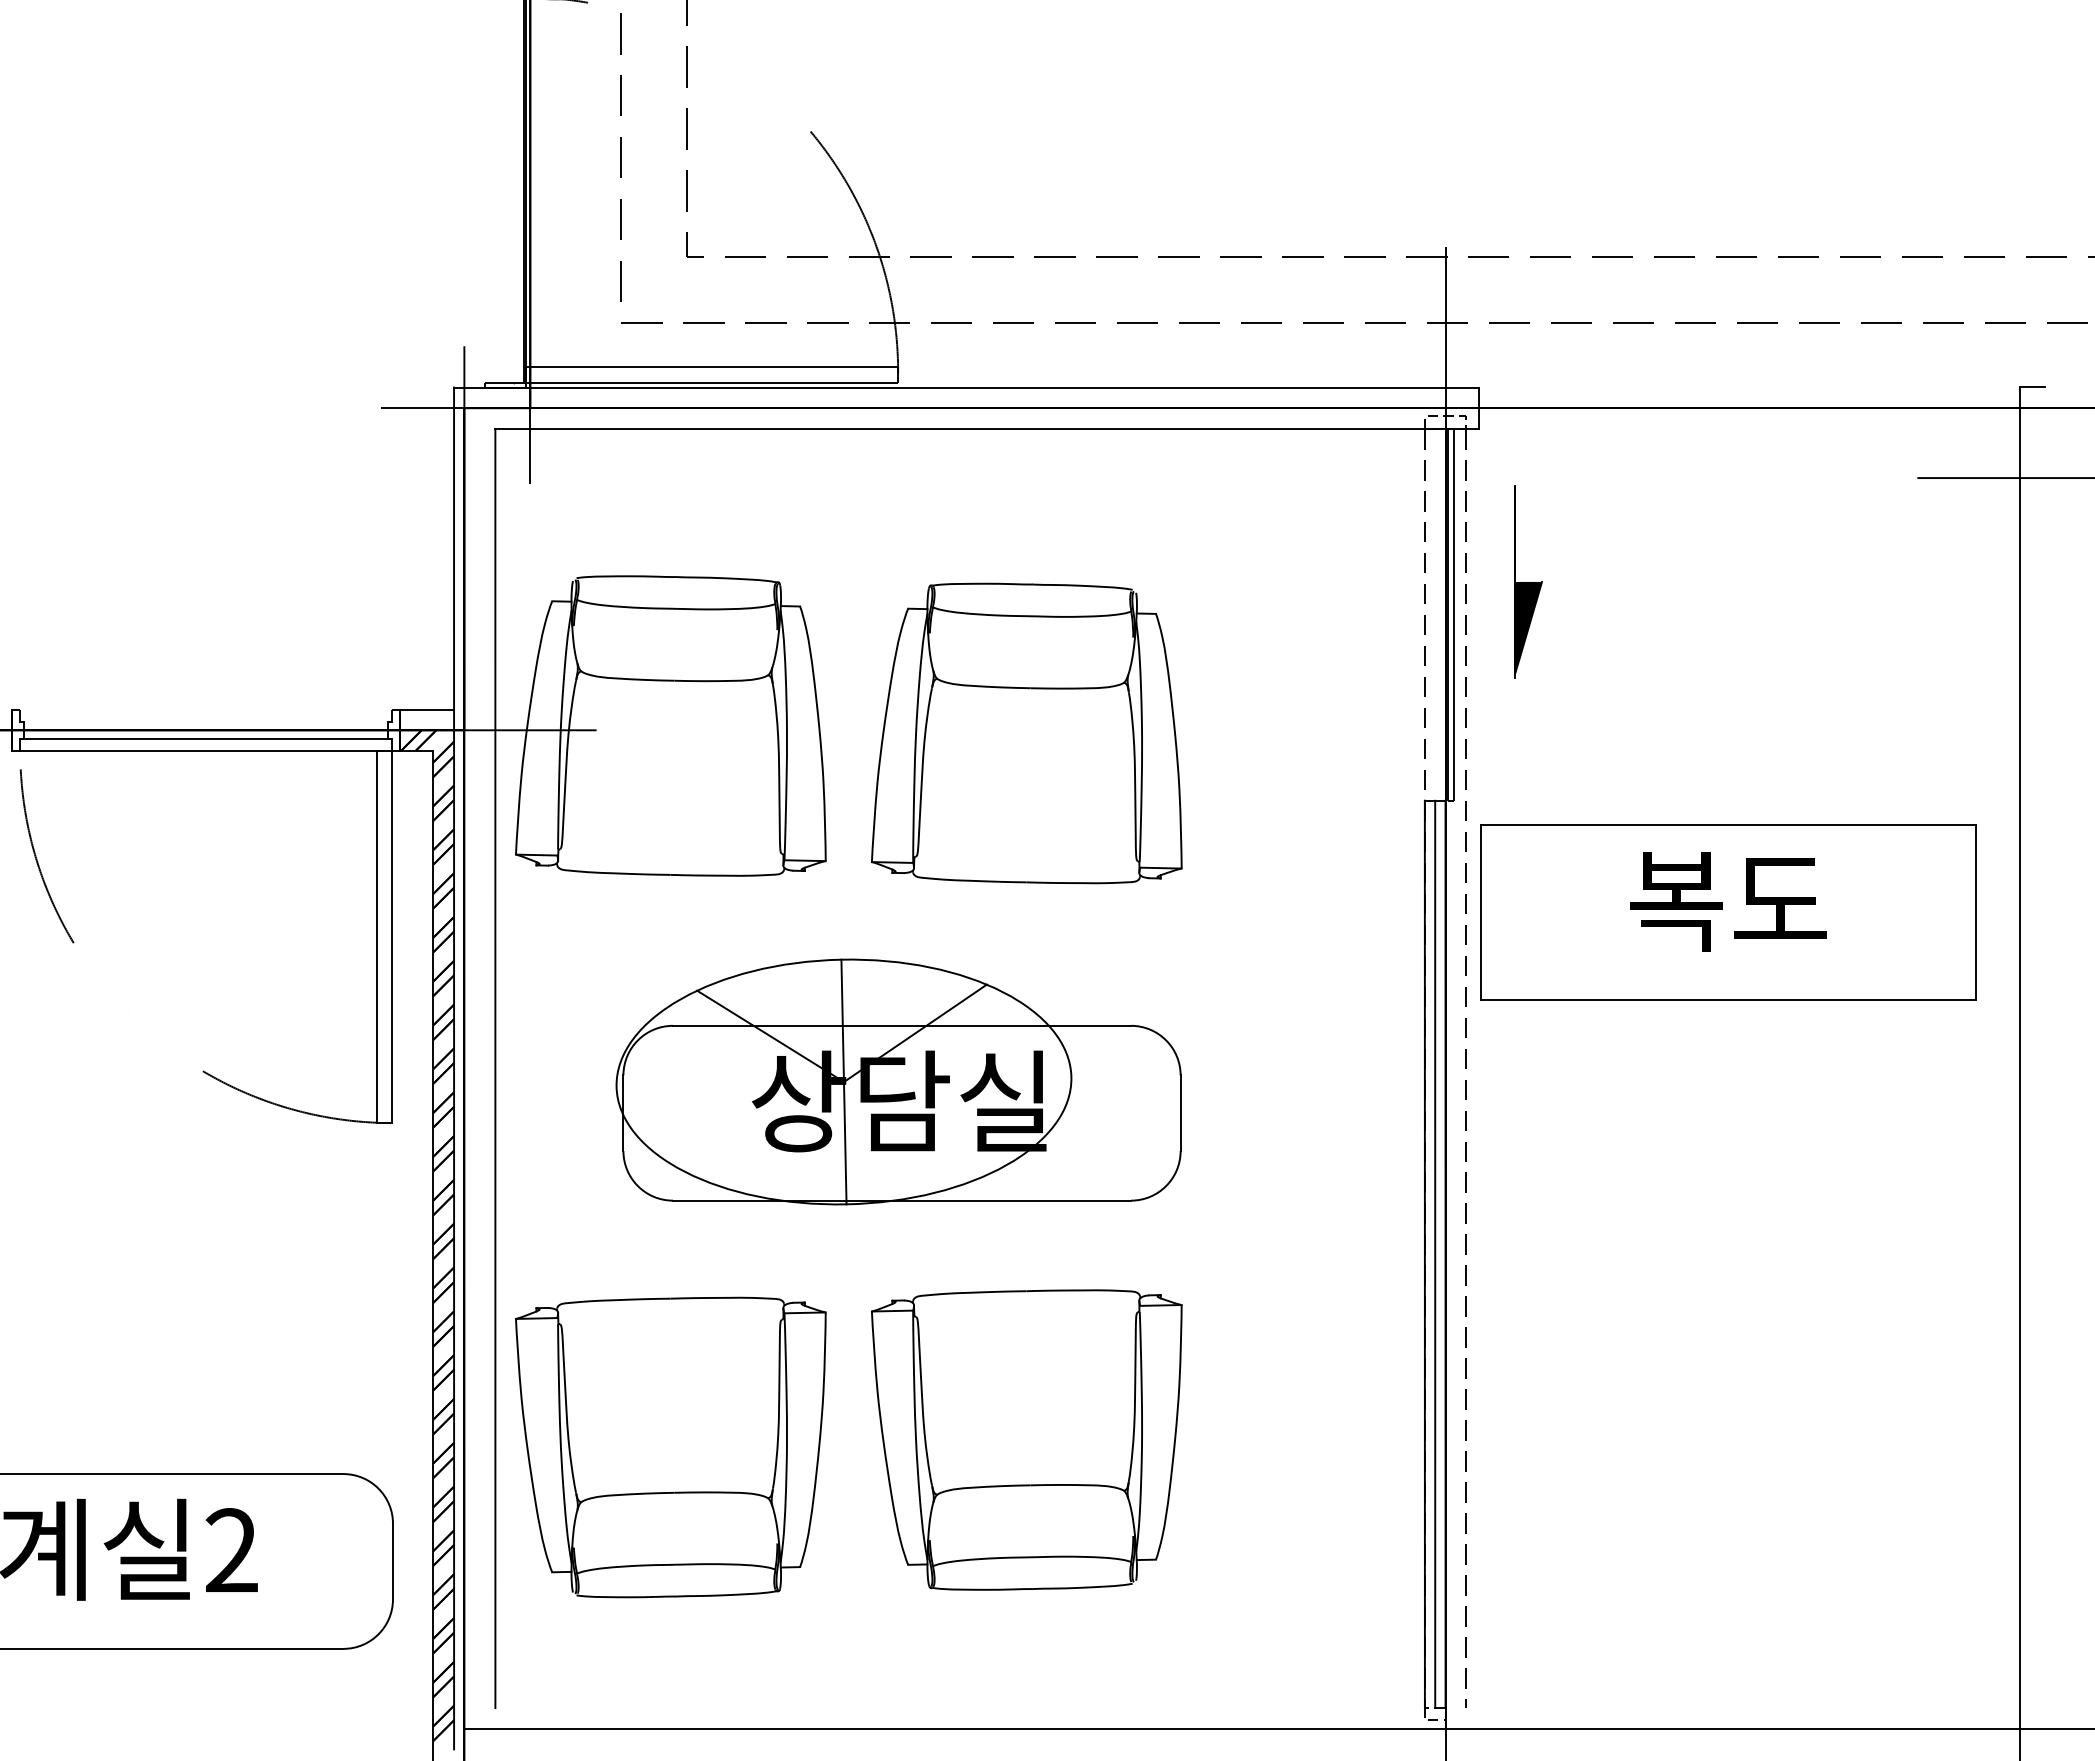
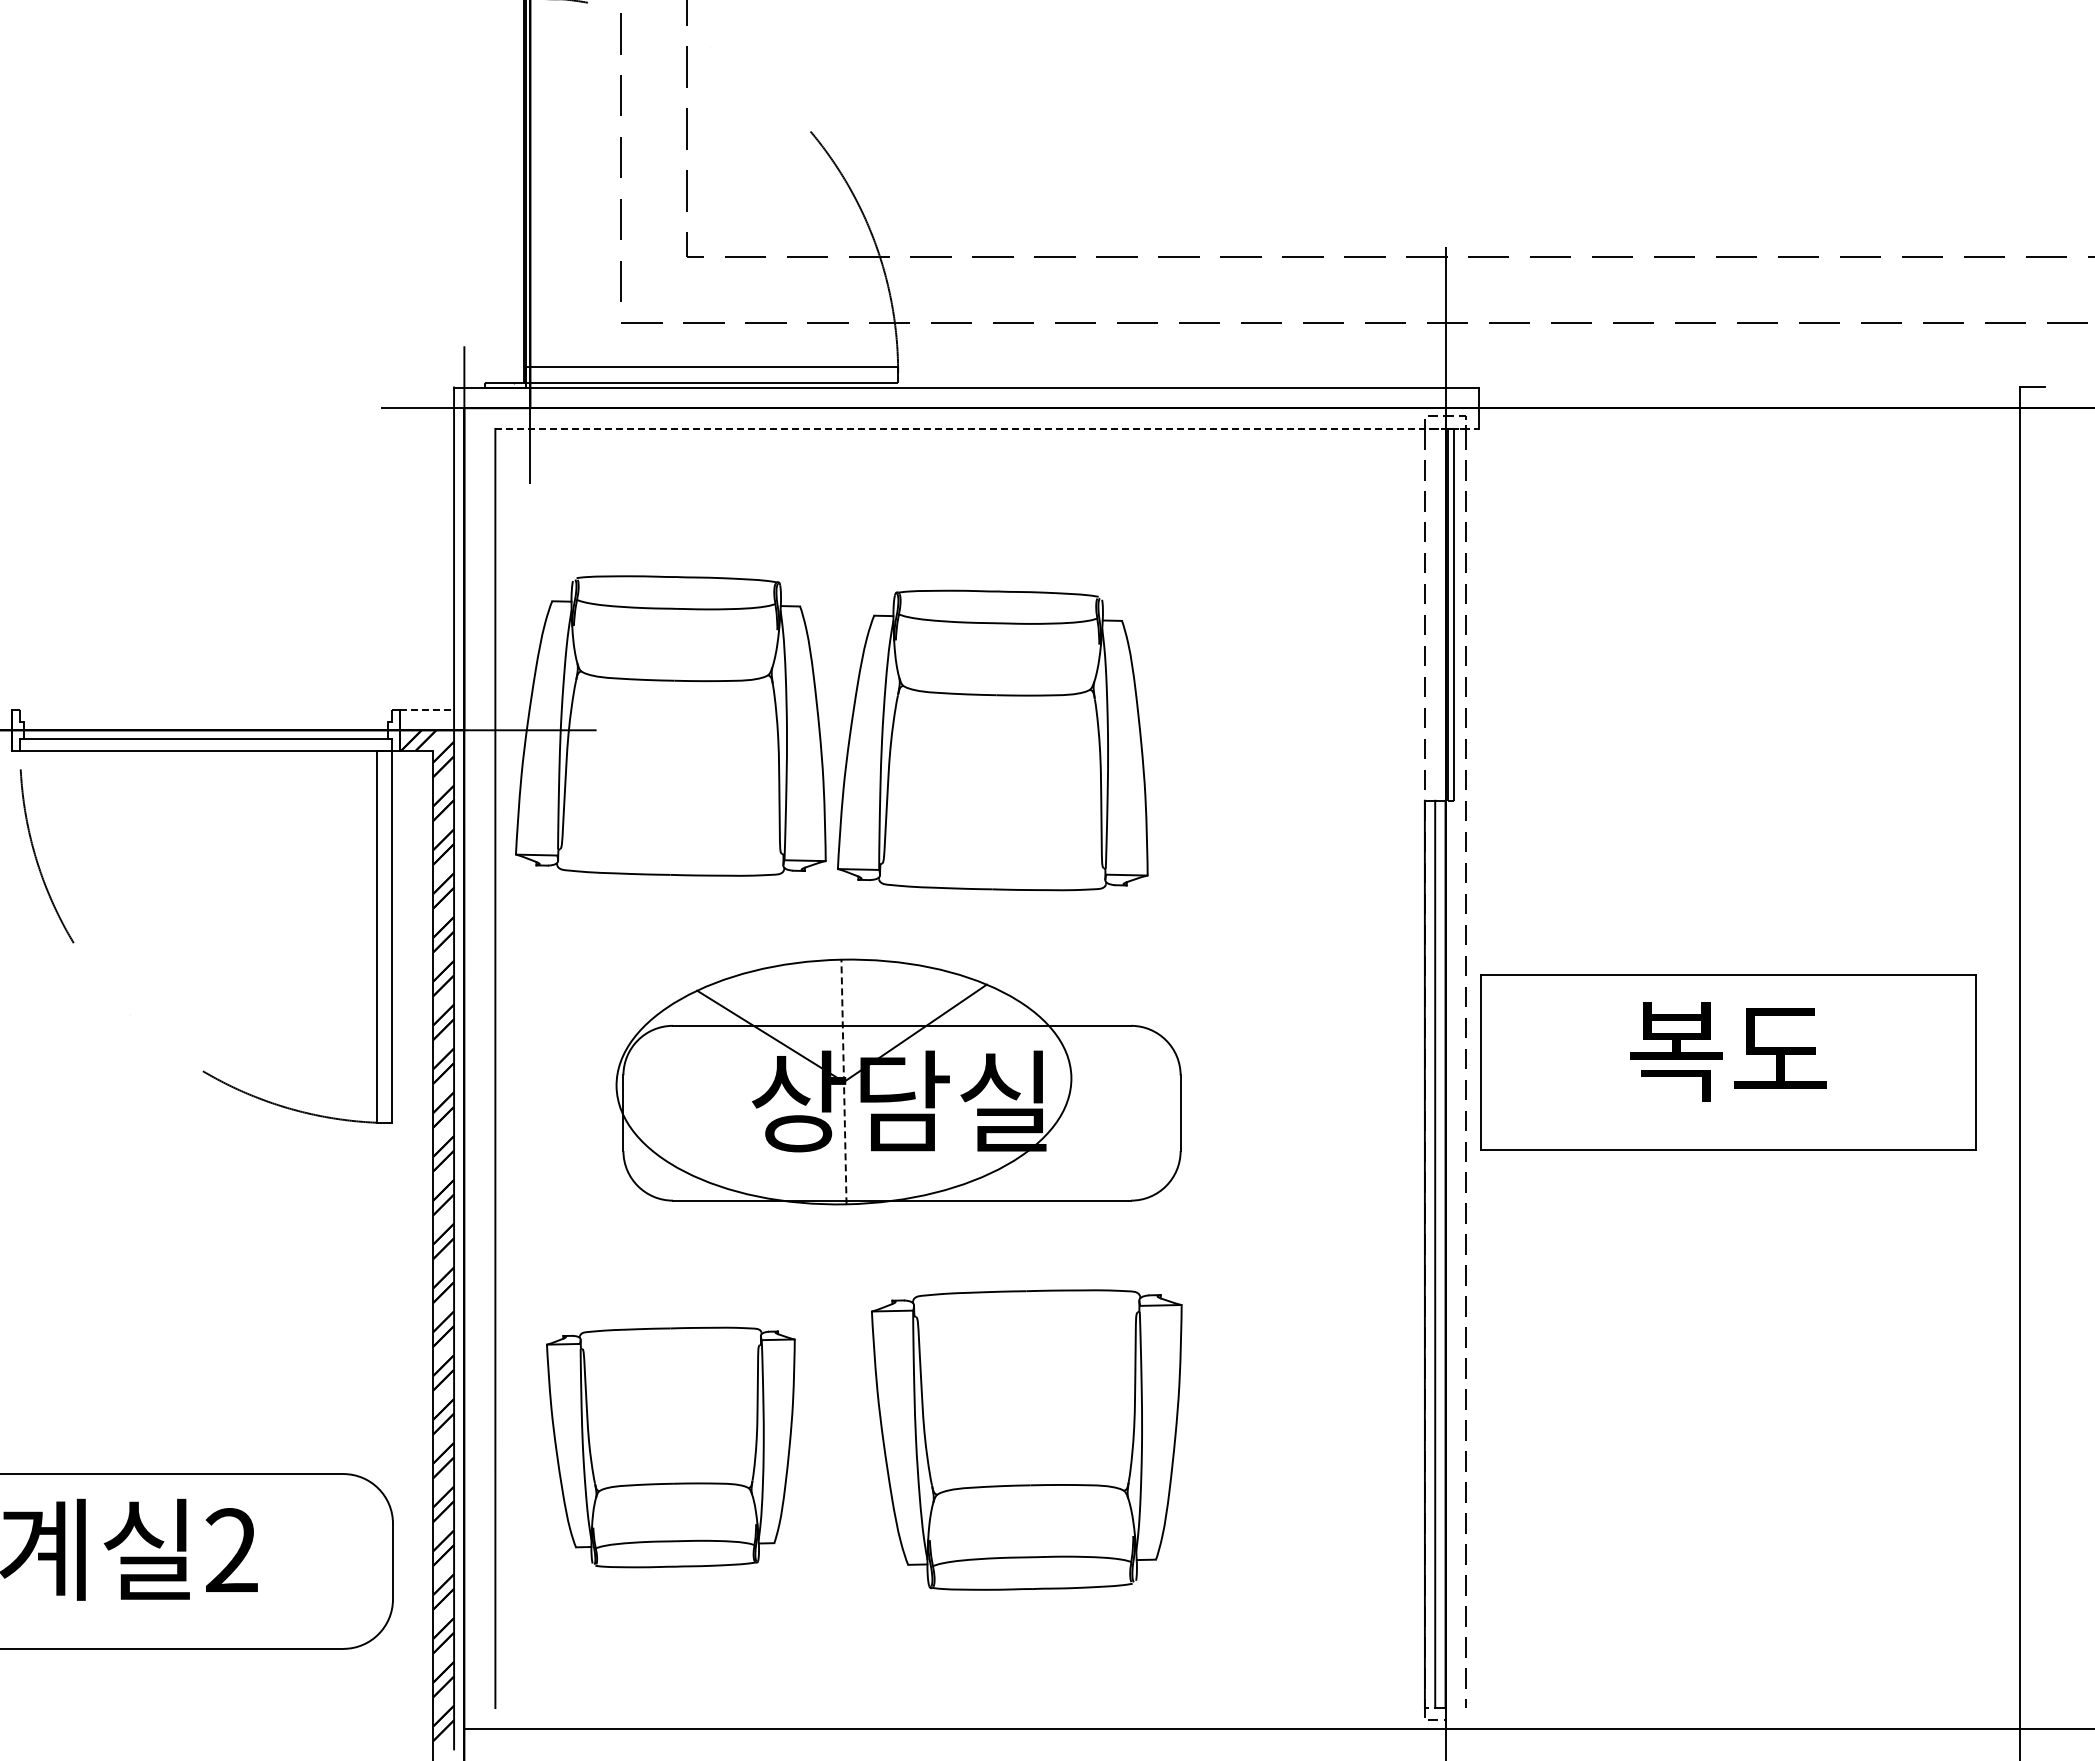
line: solid -> dashed (986, 428)
line: present -> none (2004, 478)
part: present -> none (1528, 581)
line: solid -> dashed (427, 709)
part position: (1026, 733) -> (992, 740) (992, 740)
part position: (1728, 912) -> (1728, 1062) (1728, 1062)
line: solid -> dashed (843, 1081)
part size: 312x303 px -> 250x243 px (670, 1447)
